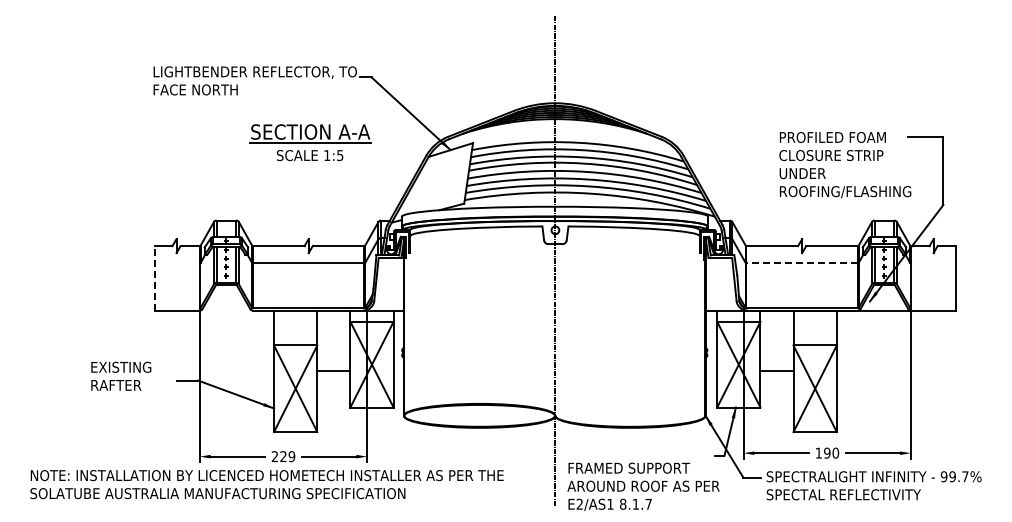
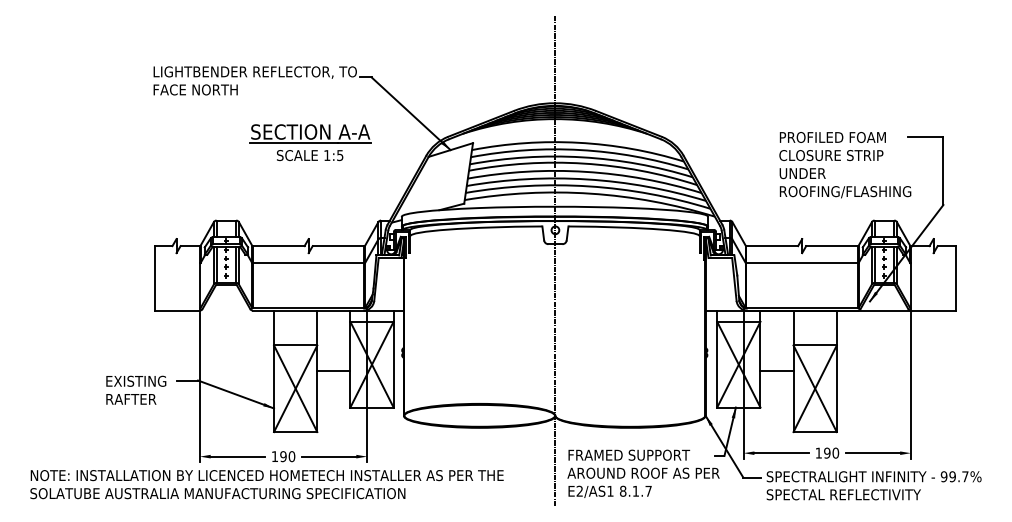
line: dashed -> solid (802, 263)
line: dashed -> solid (154, 277)
text position: (121, 375) -> (136, 389) (136, 389)
text: 229 -> 190 (283, 456)
text position: (643, 486) -> (643, 473) (643, 473)
